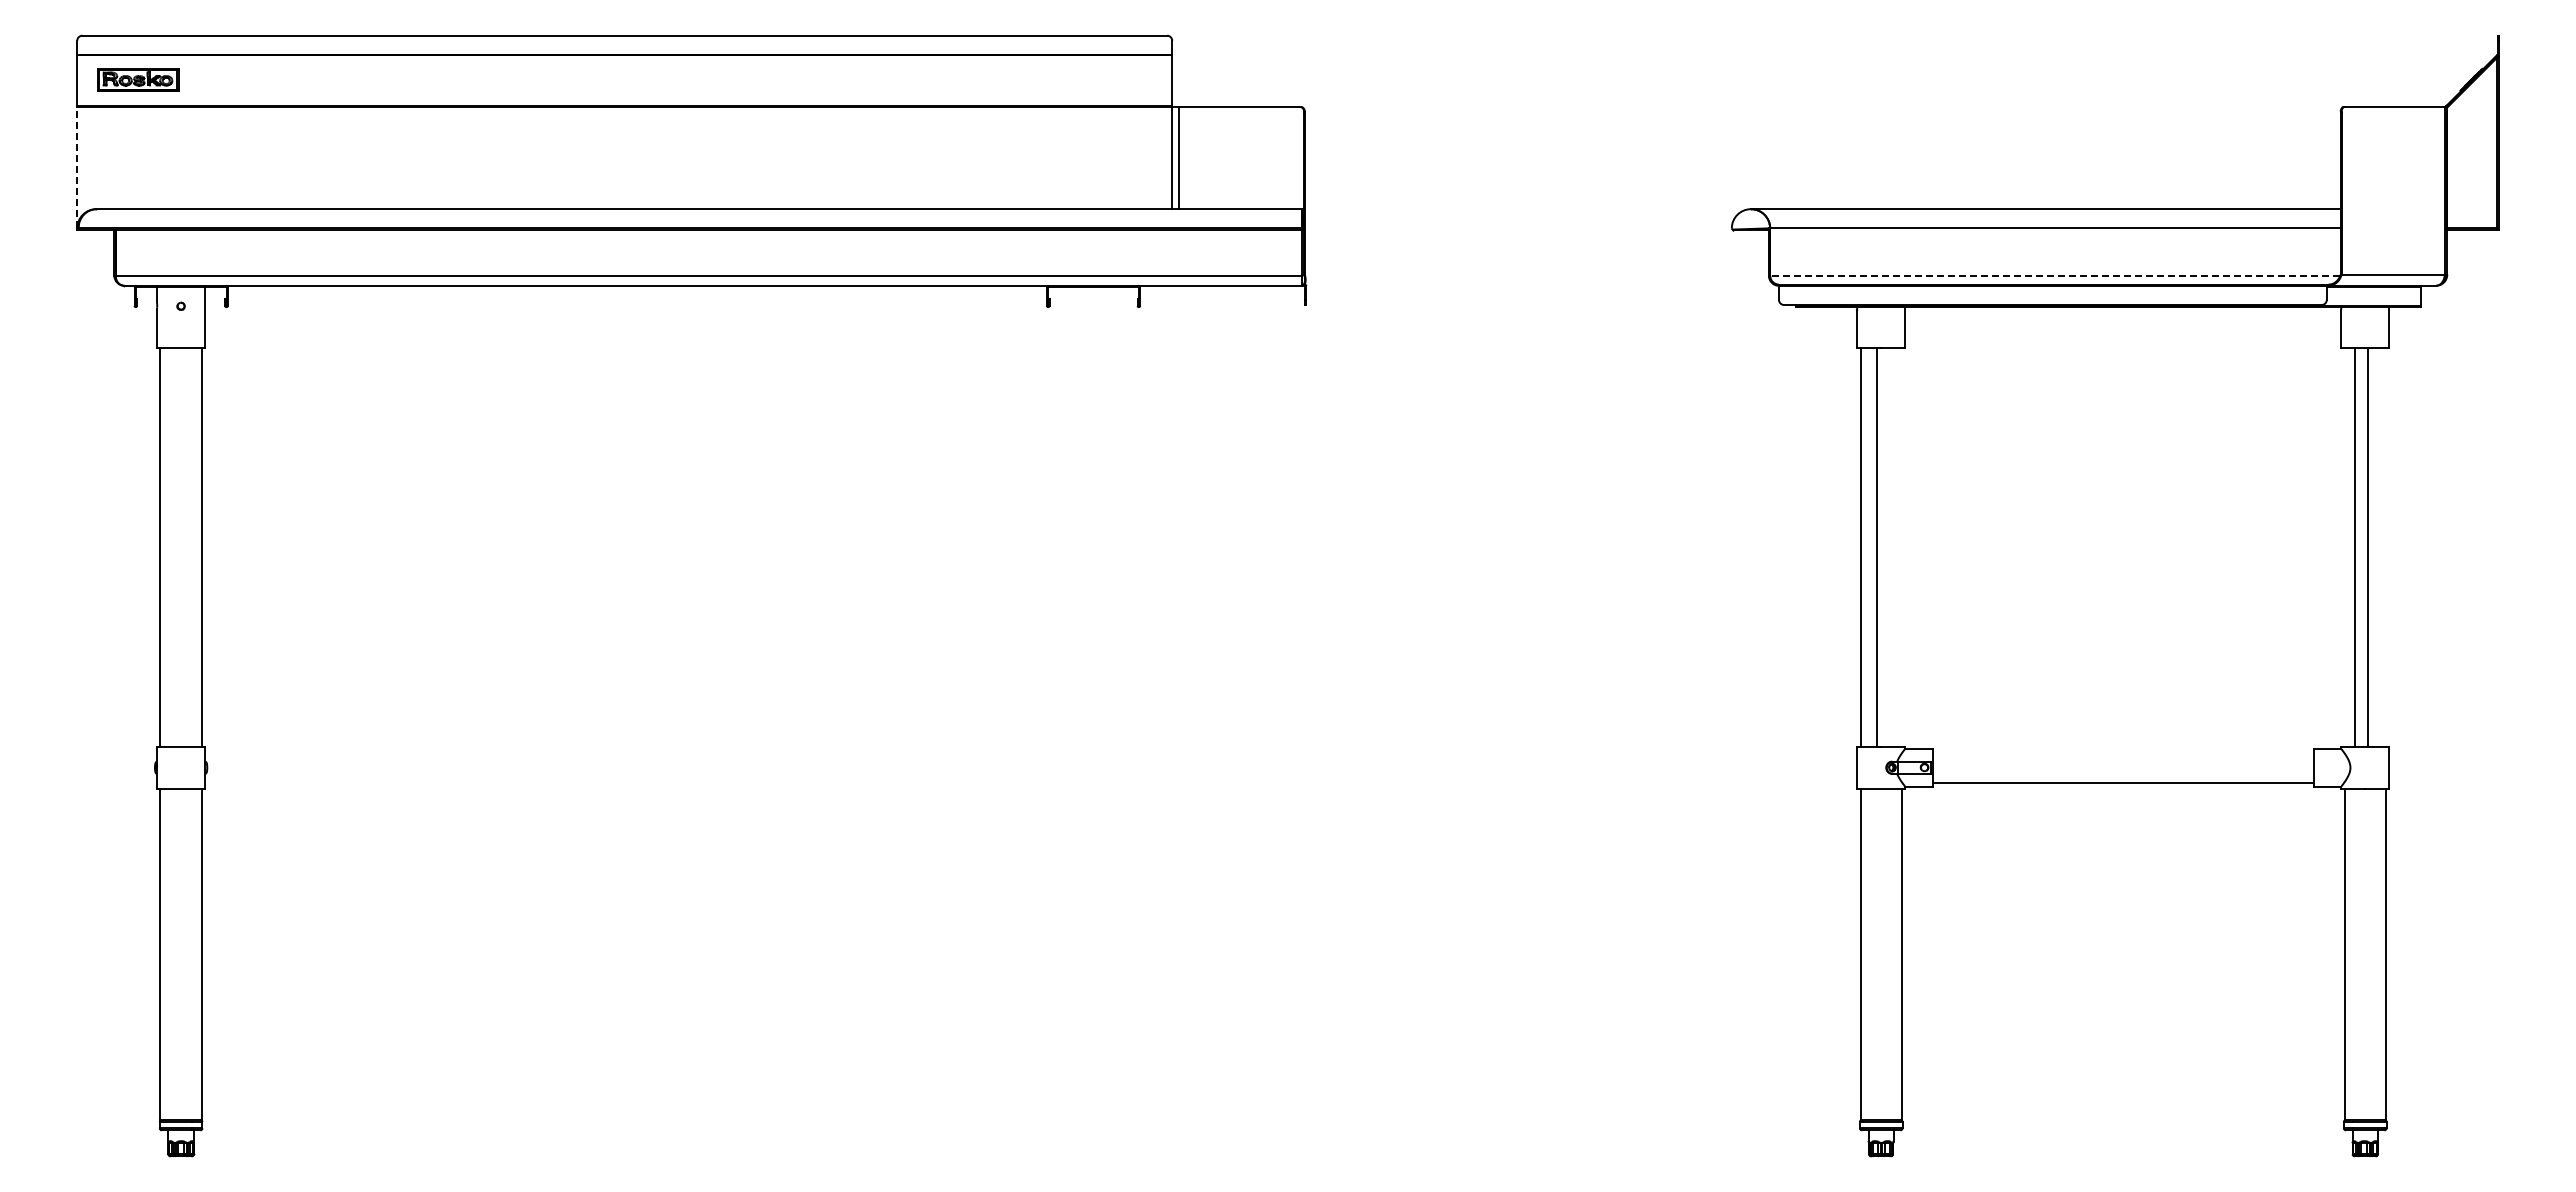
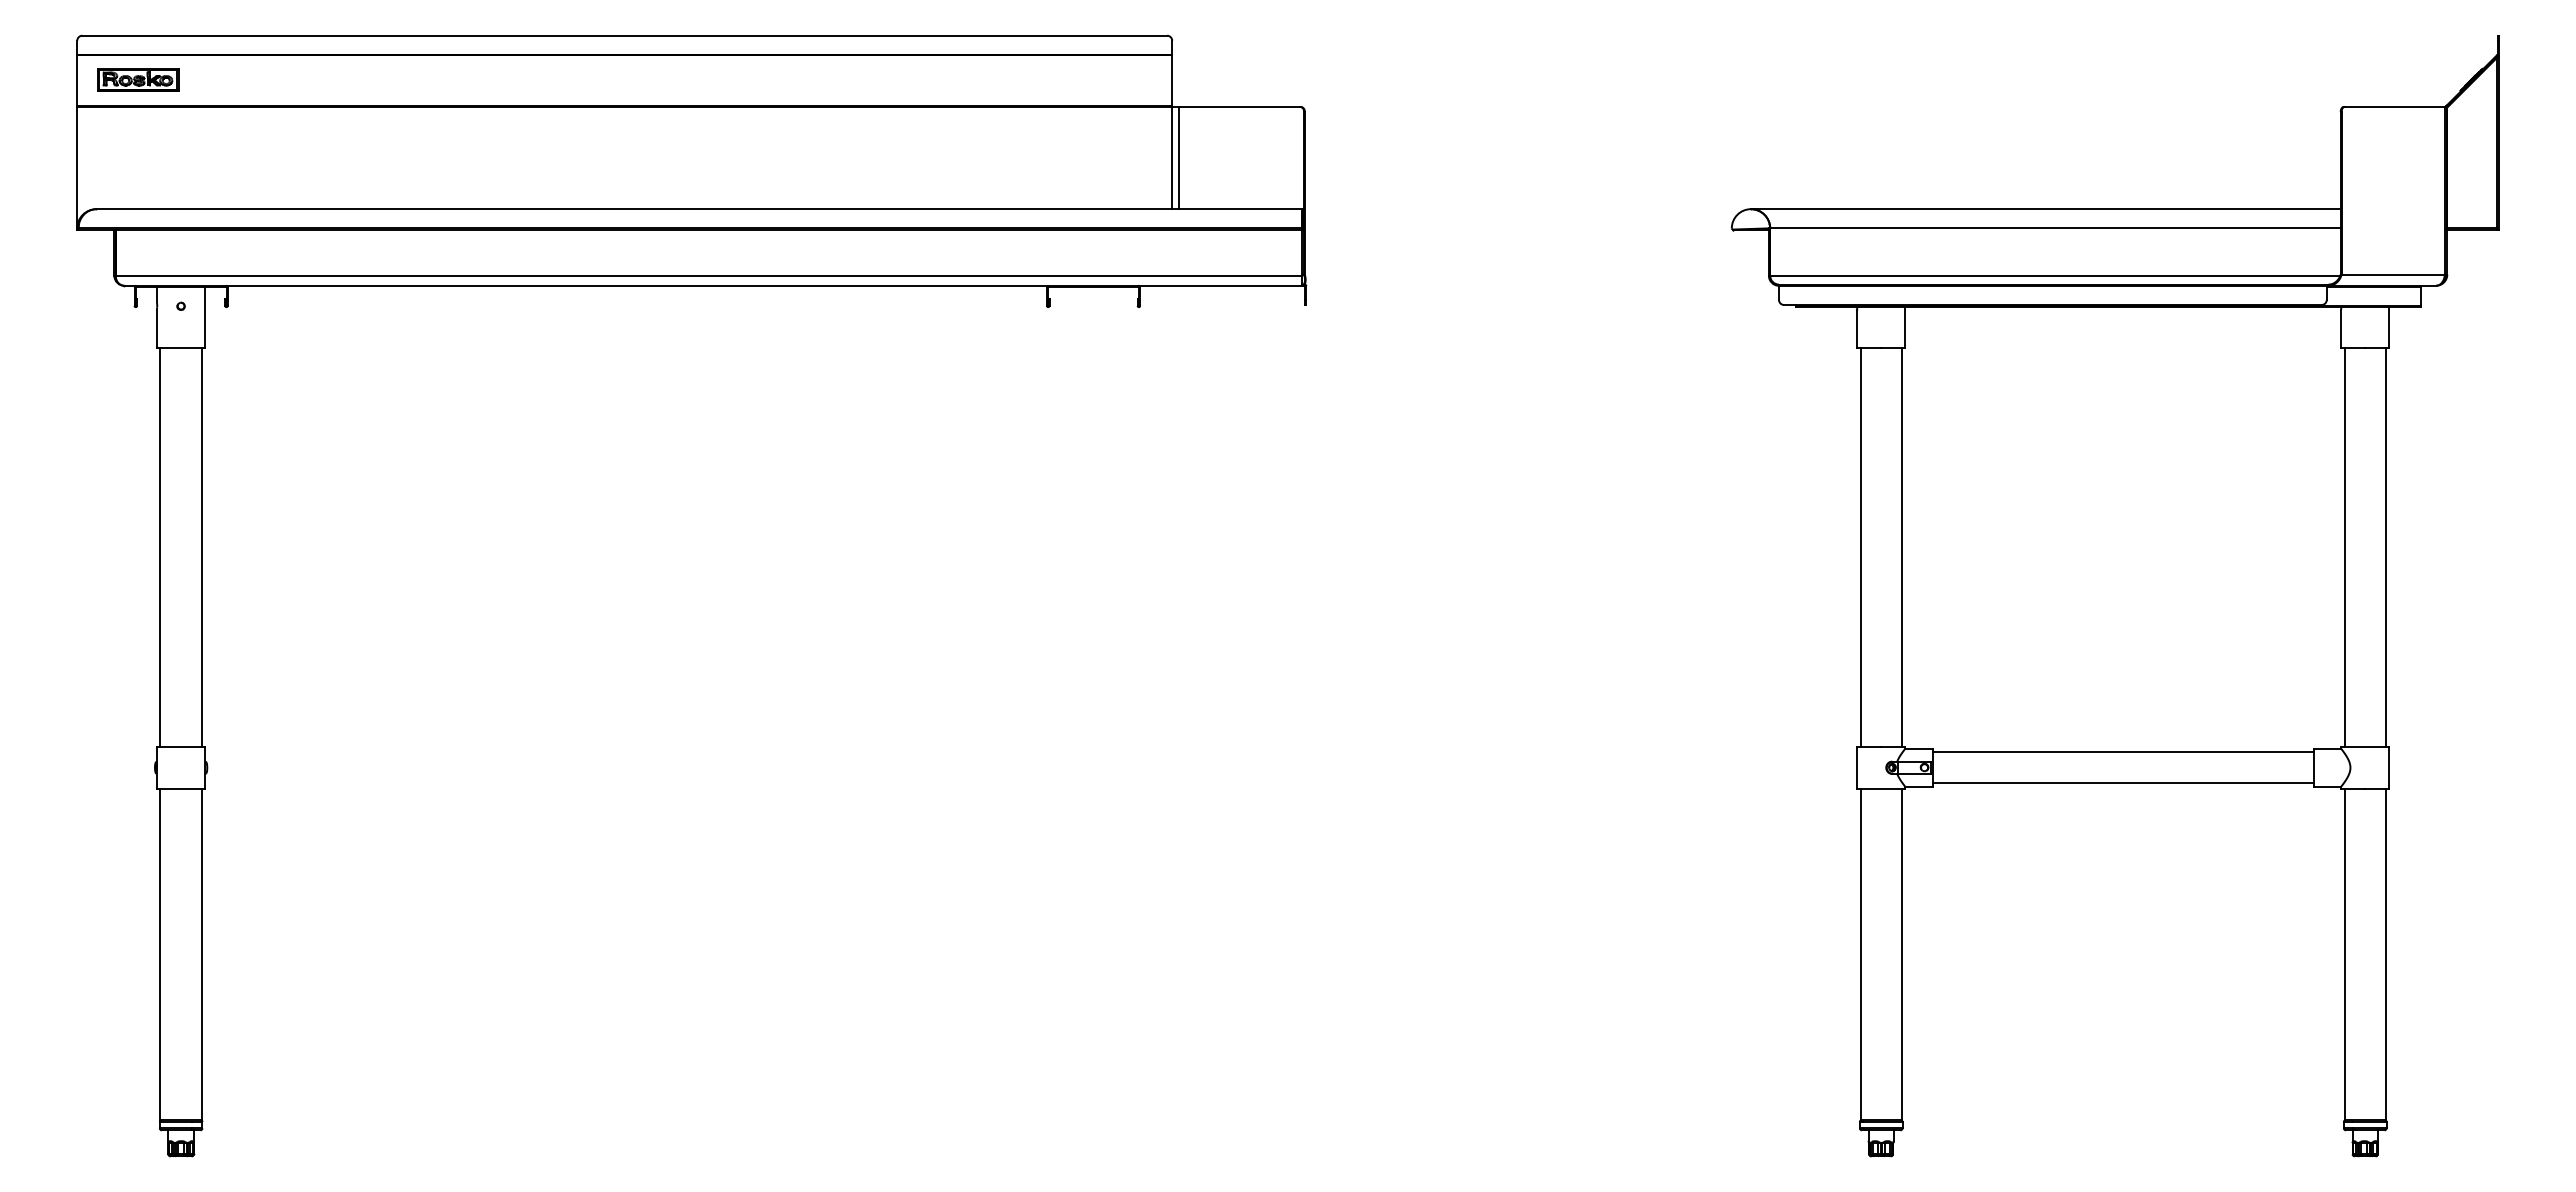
line: dashed -> solid (77, 167)
line: dashed -> solid (2054, 275)
line position: (1876, 546) -> (1901, 546) (1901, 546)
line position: (2354, 546) -> (2385, 546) (2385, 546)
line position: (2367, 546) -> (2344, 546) (2344, 546)
line: none -> present (2122, 752)
